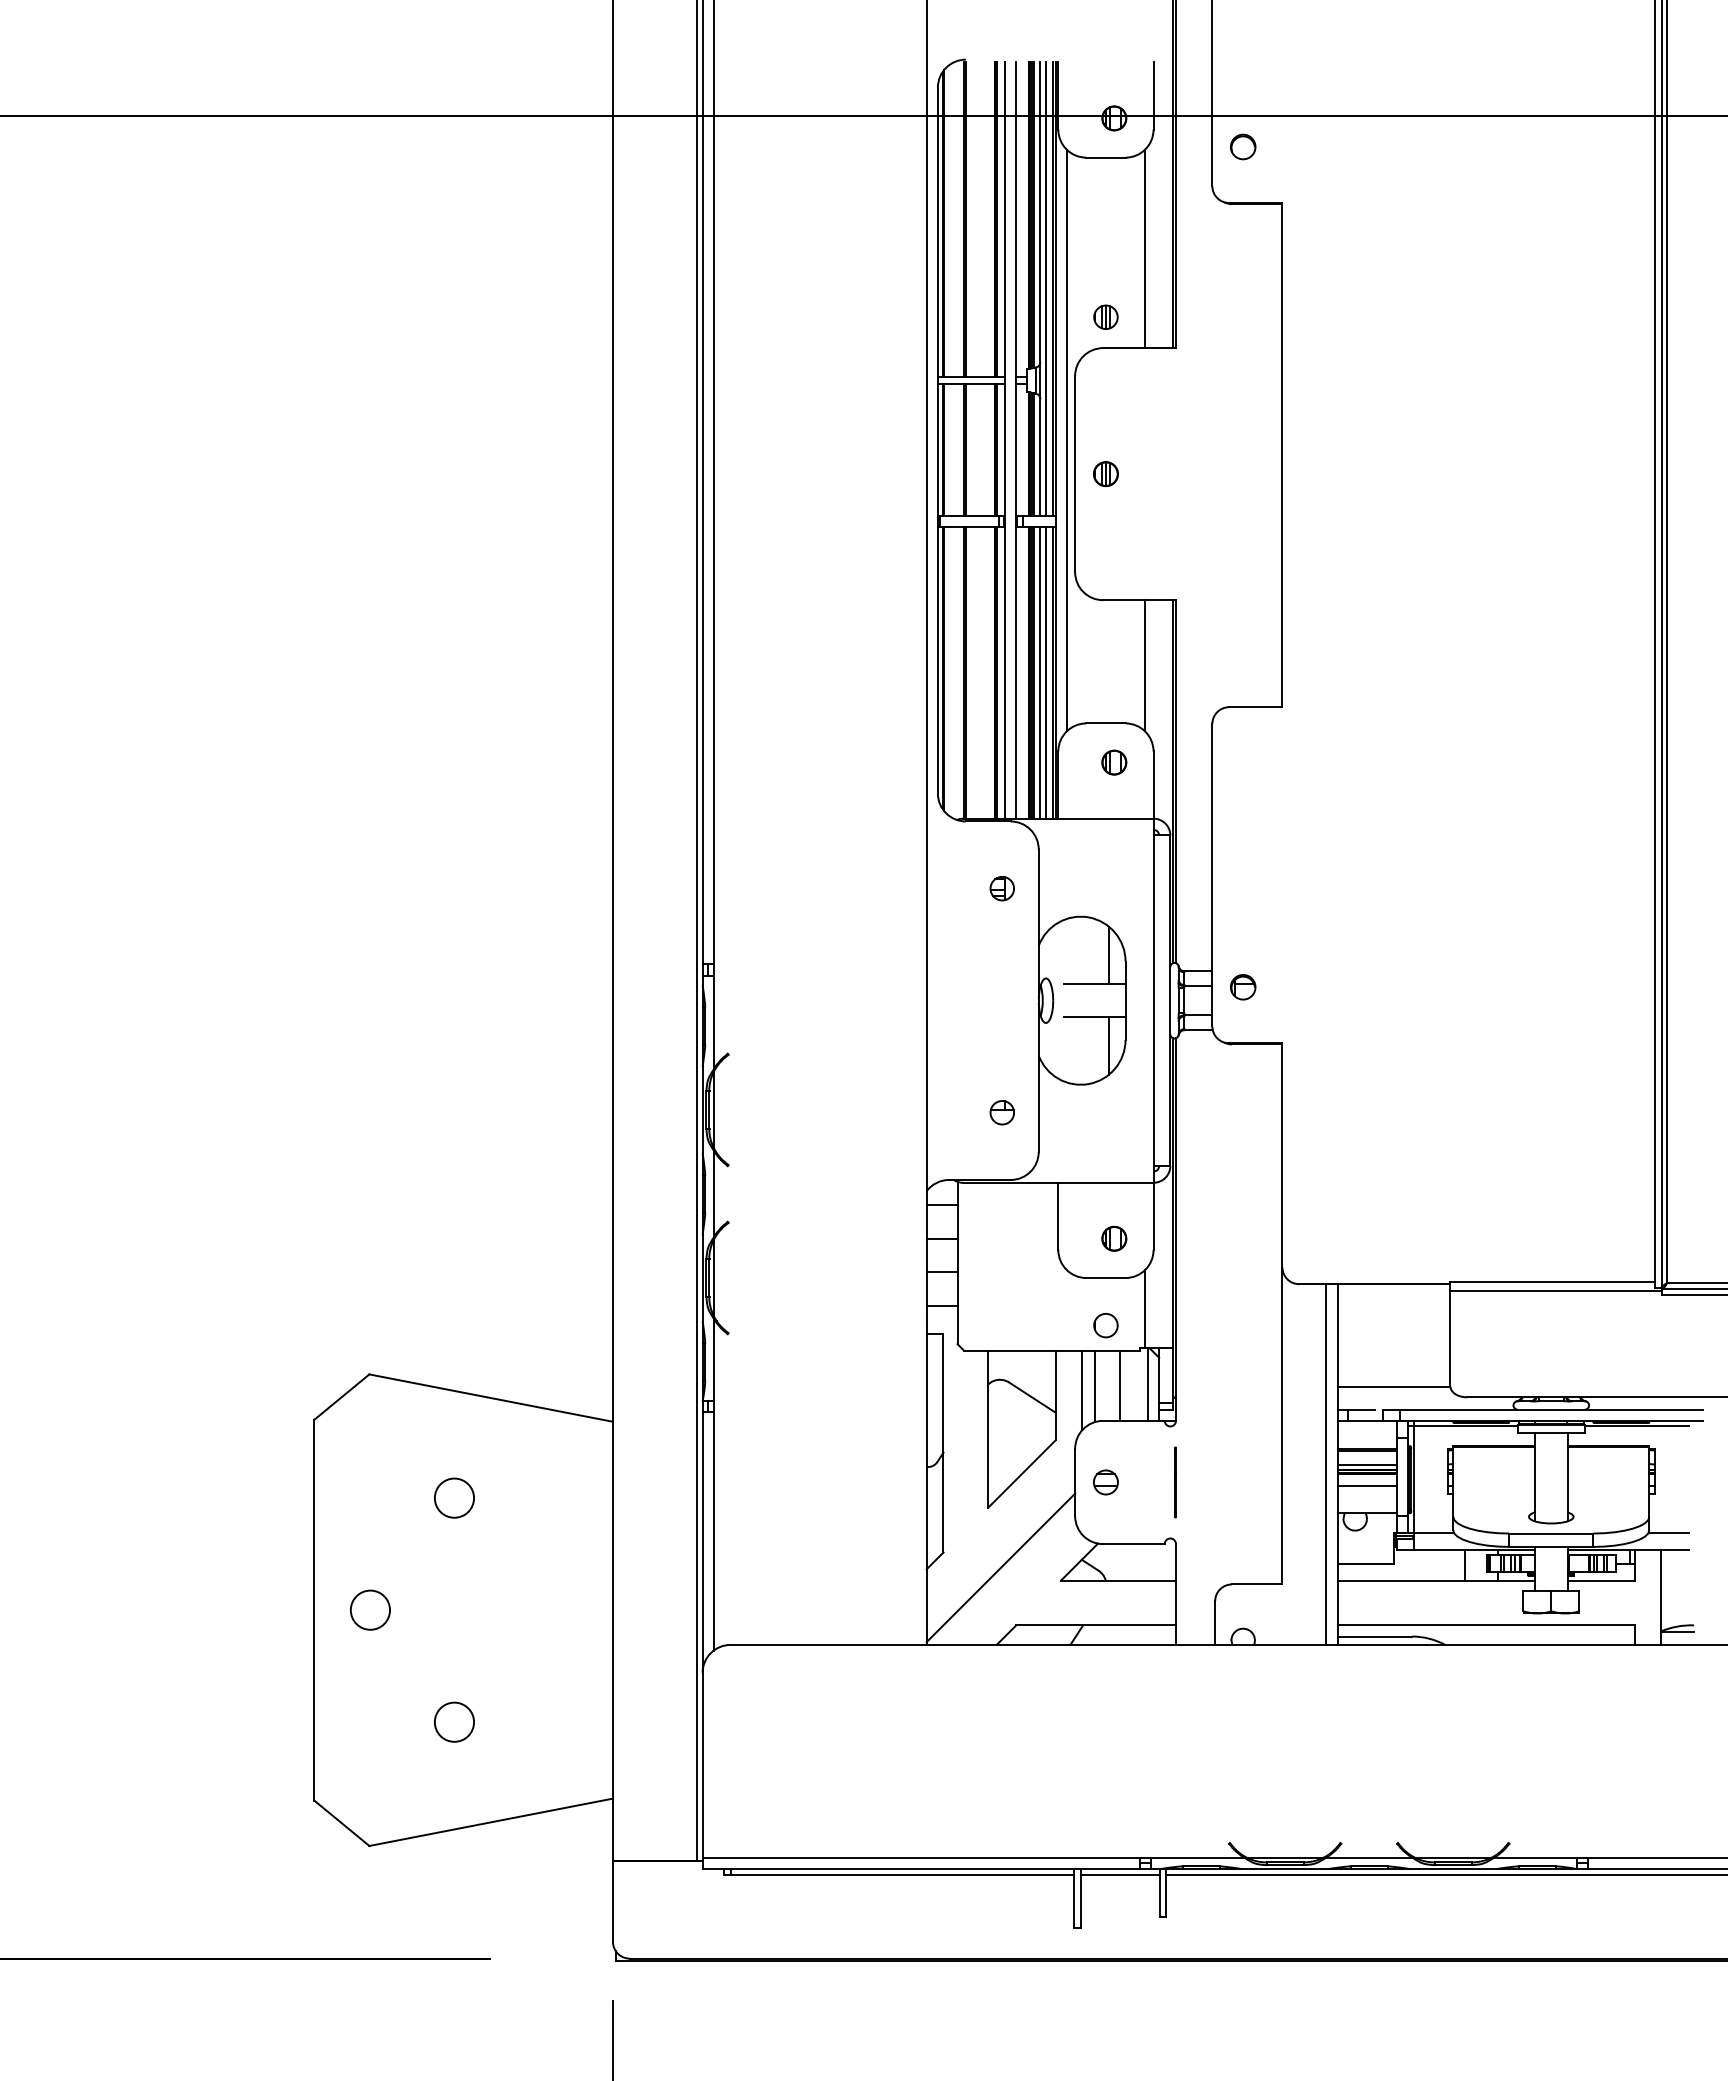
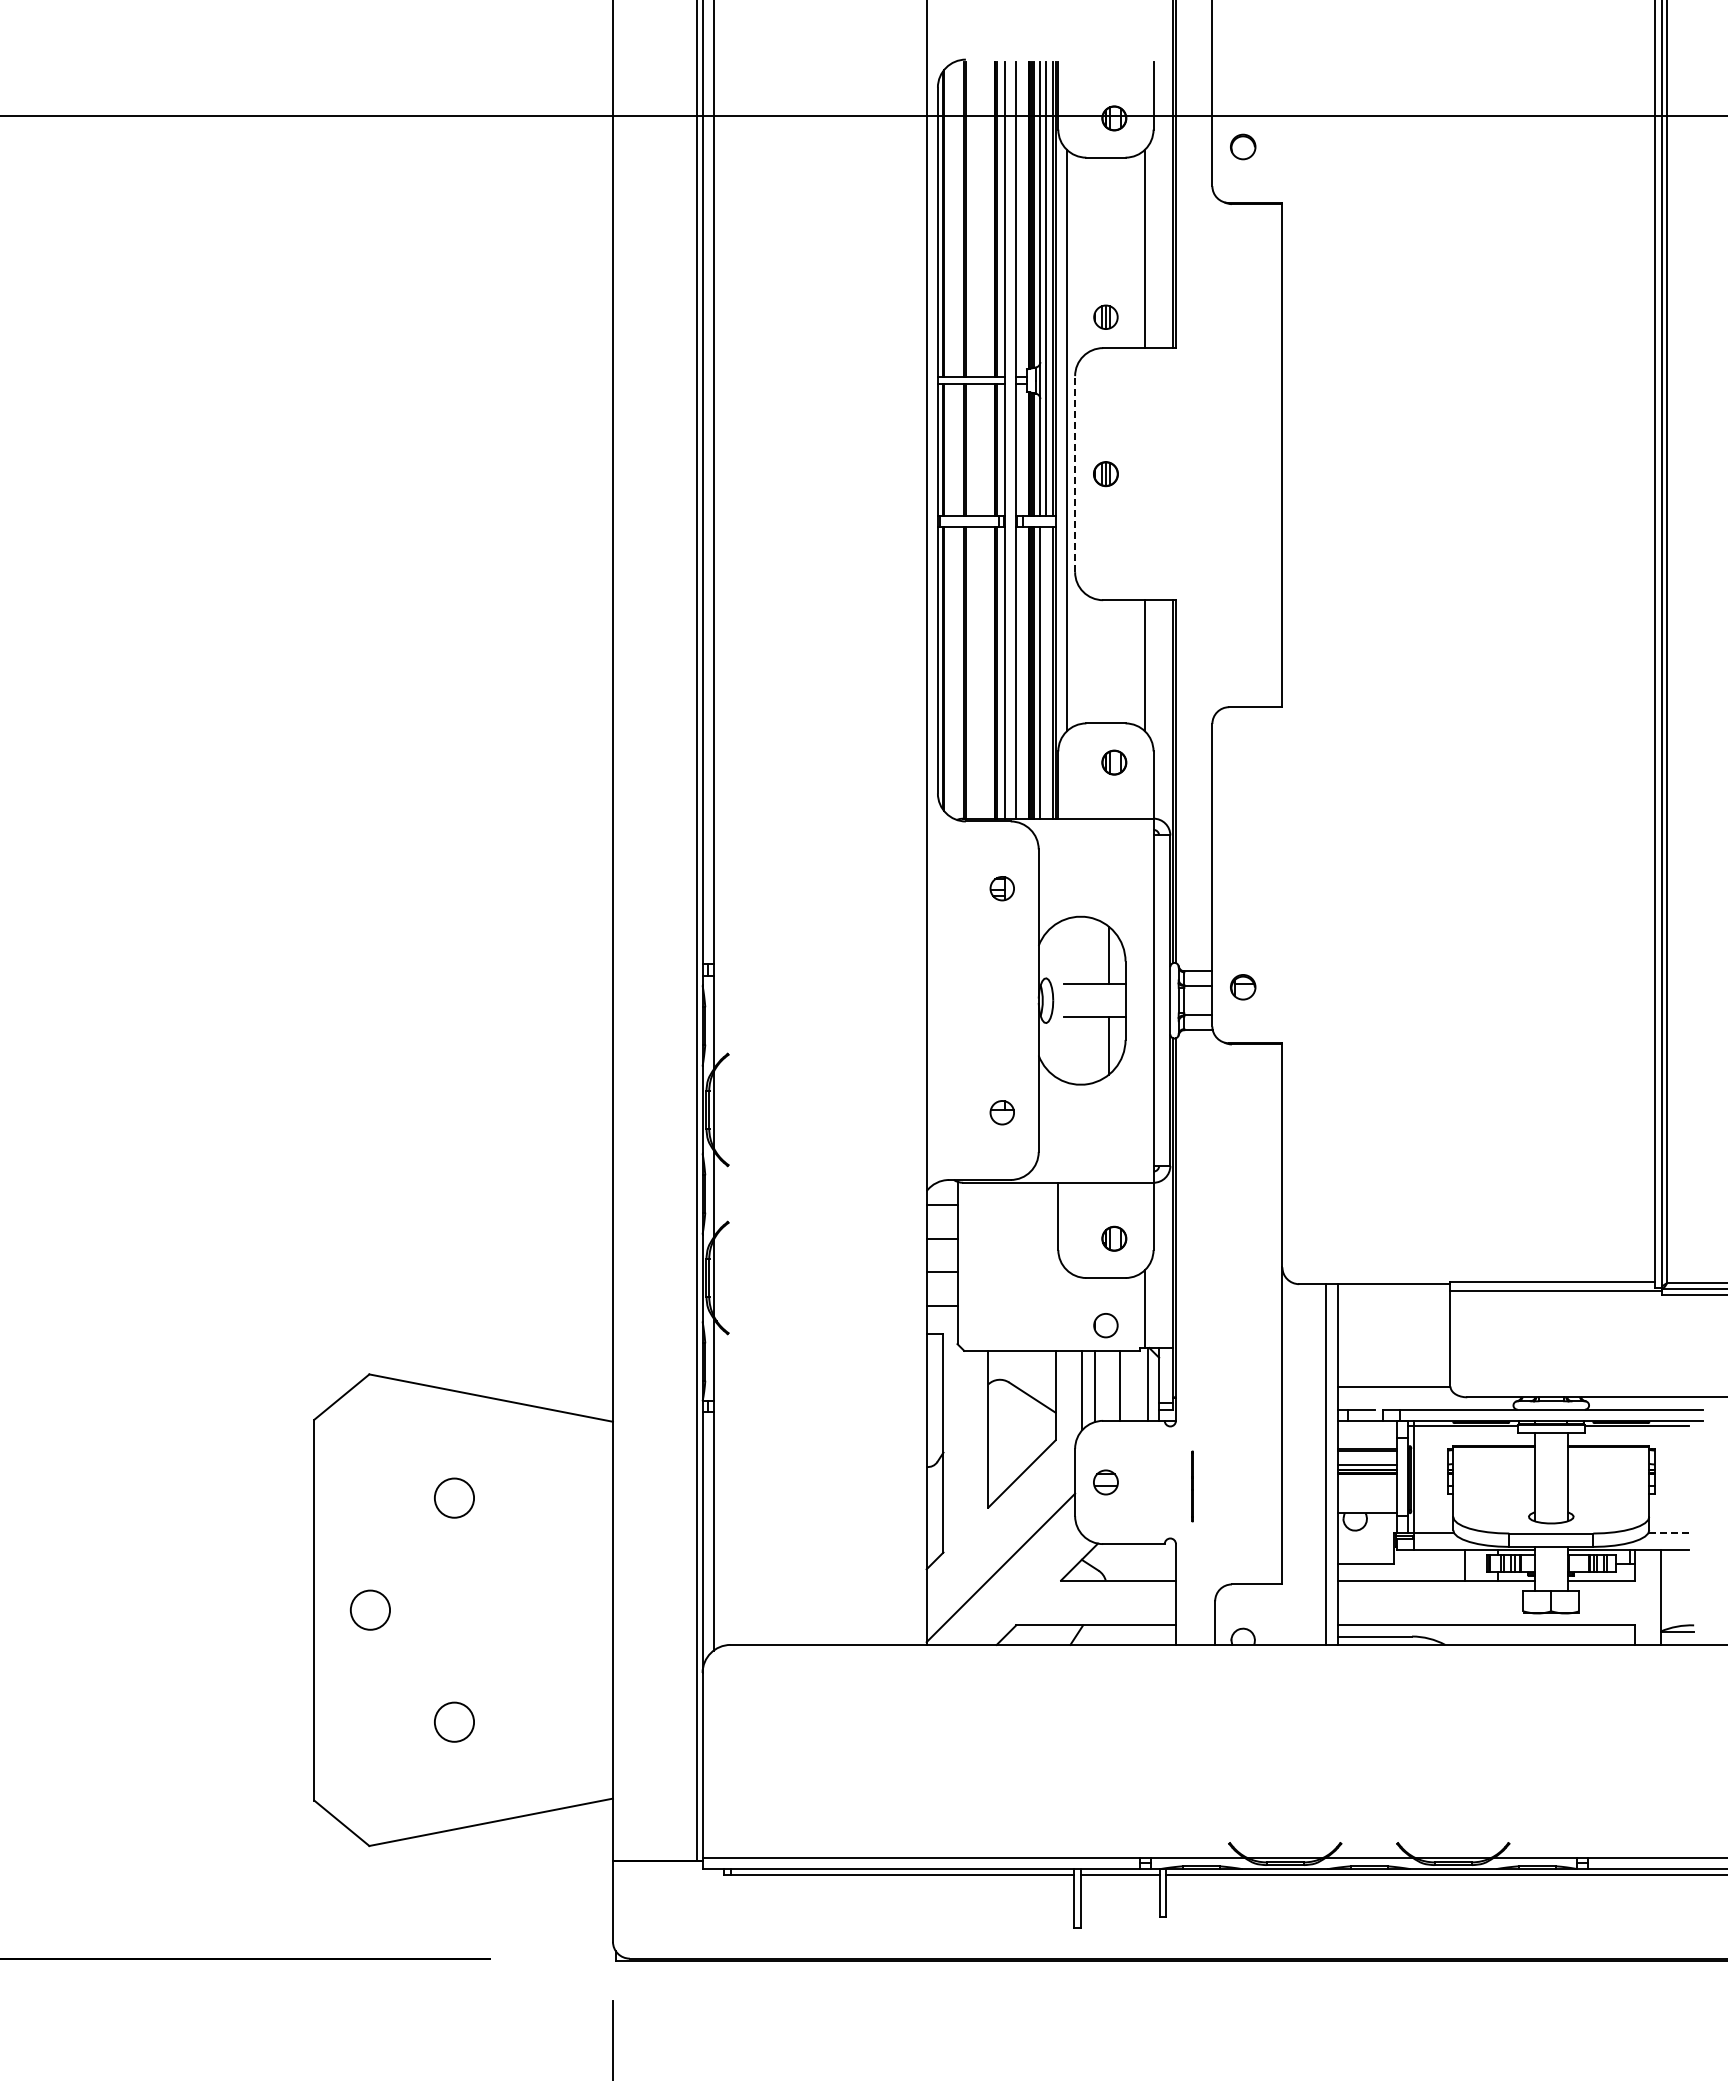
line: solid -> dashed (1075, 473)
line: present -> none (1046, 672)
line position: (1175, 1482) -> (1192, 1486) (1192, 1486)
line: present -> none (1367, 1486)
line: solid -> dashed (1668, 1532)
